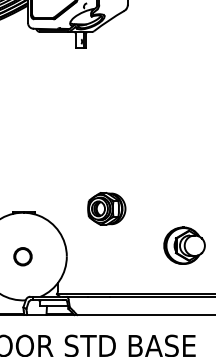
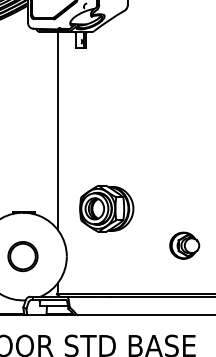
line: none -> present (57, 131)
part size: 40x34 px -> 56x48 px (106, 208)
part size: 43x39 px -> 32x29 px (184, 245)
part size: 20x20 px -> 32x32 px (22, 256)
